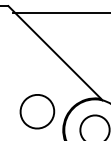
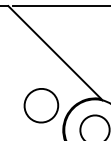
line position: (60, 13) -> (60, 6) (60, 6)
part position: (37, 111) -> (41, 105) (41, 105)
